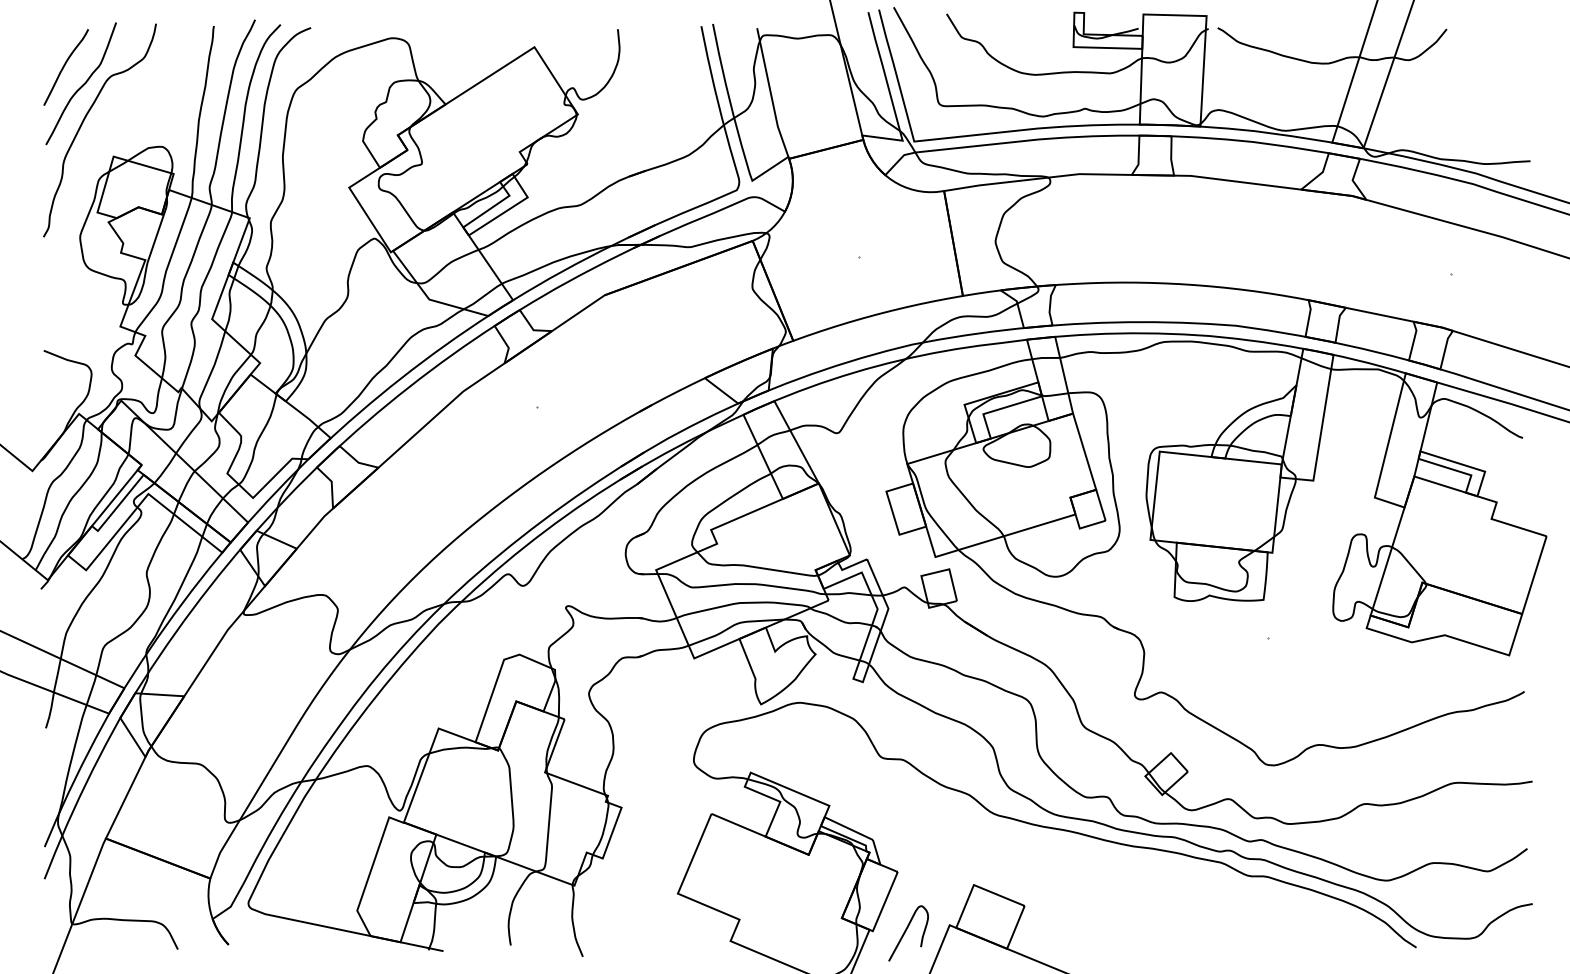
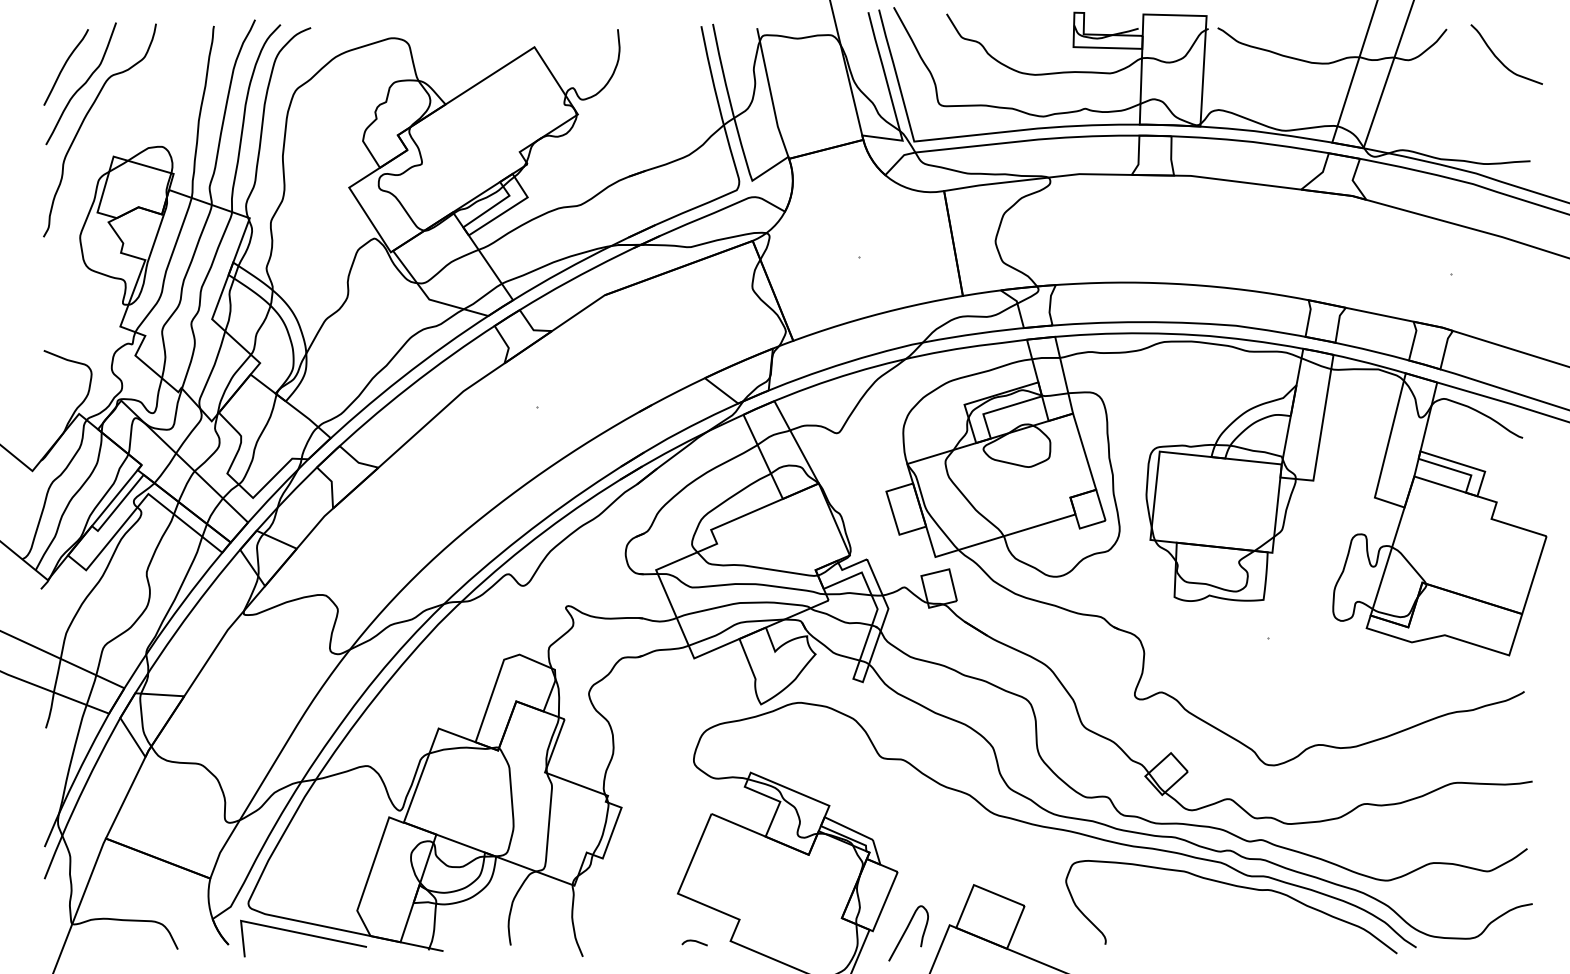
curve: none -> present (1500, 60)
curve: none -> present (1237, 887)
line: none -> present (305, 935)
curve: none -> present (694, 941)
